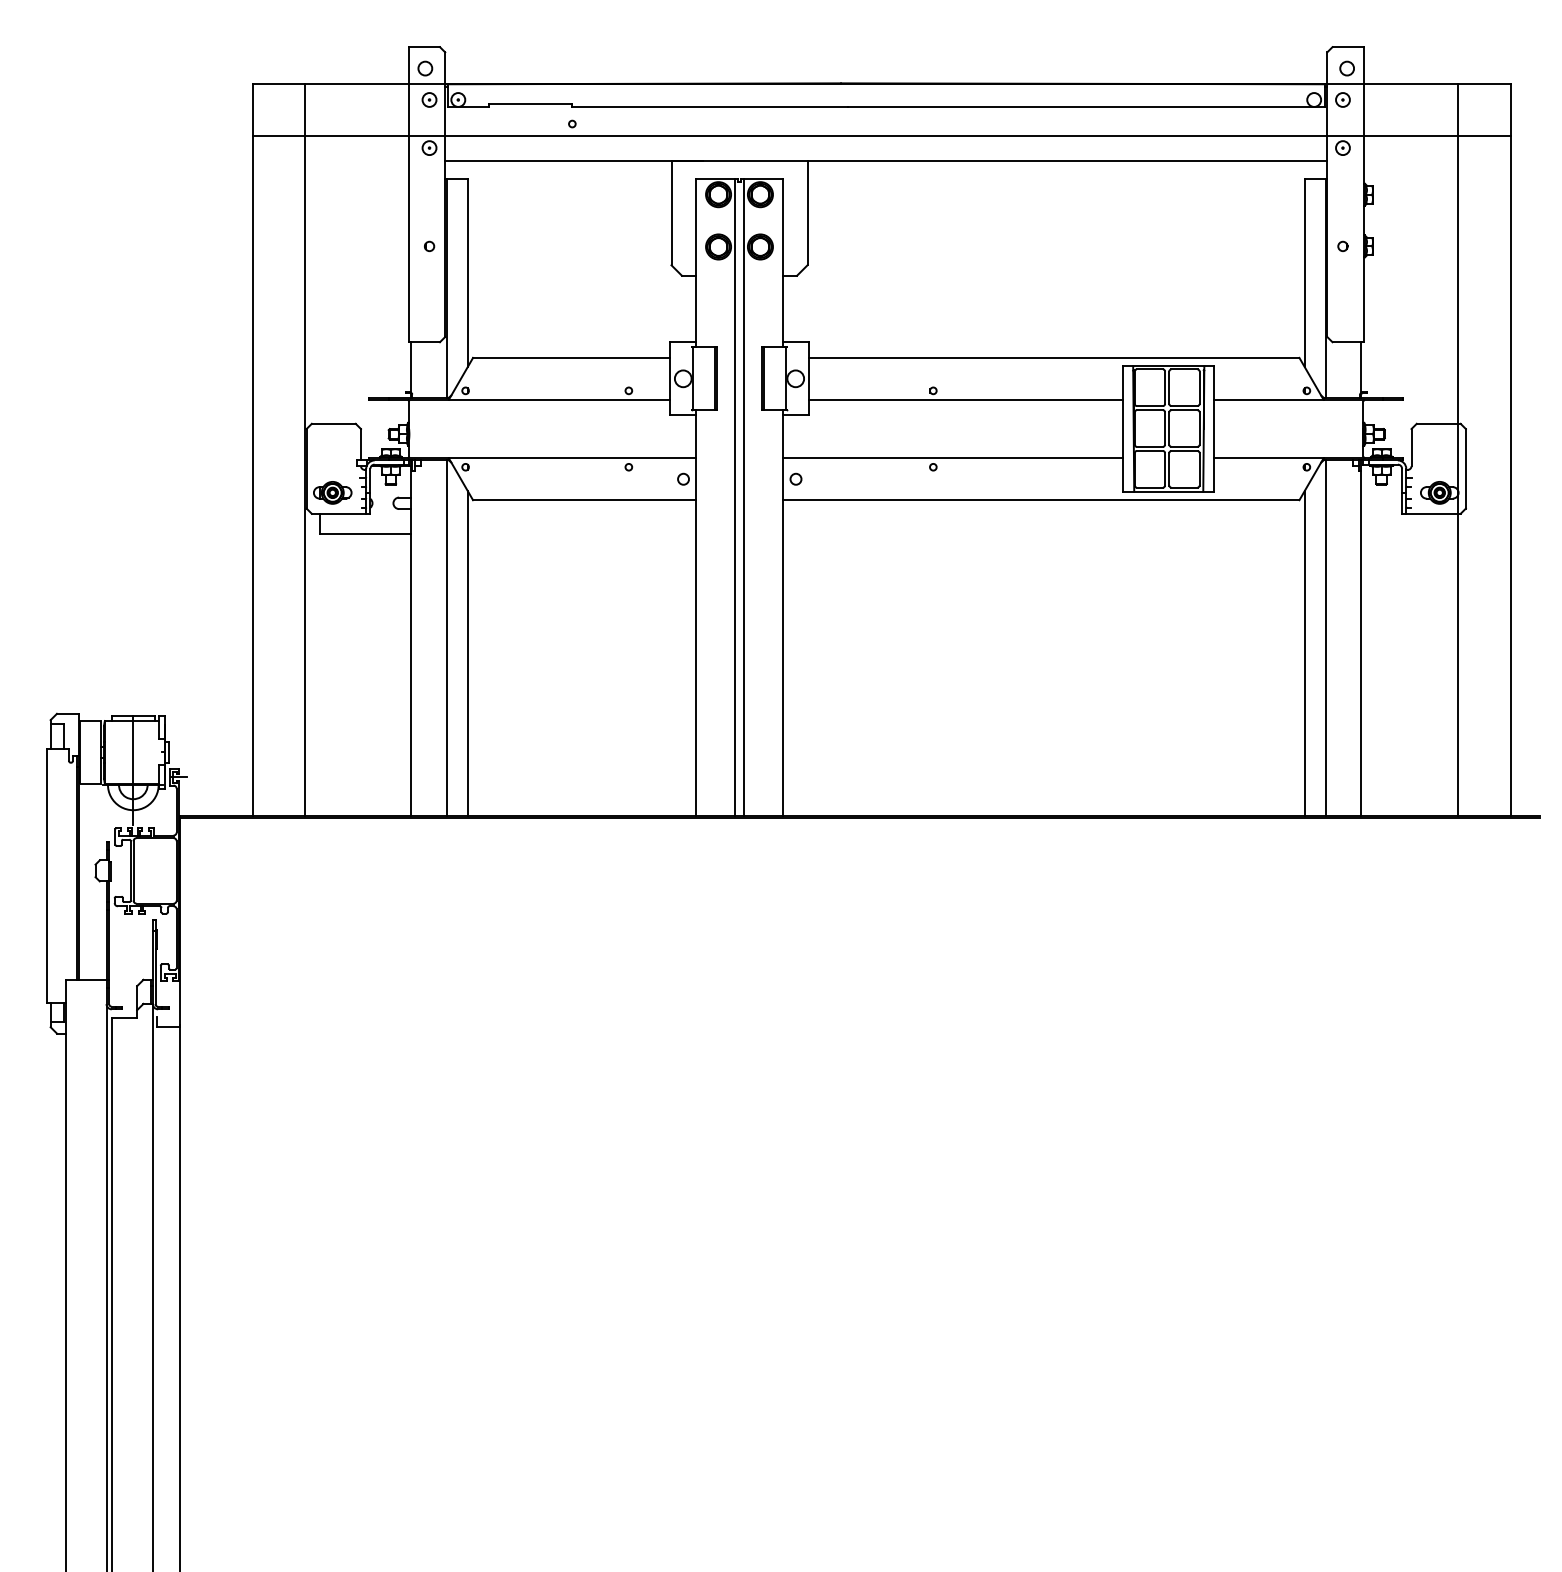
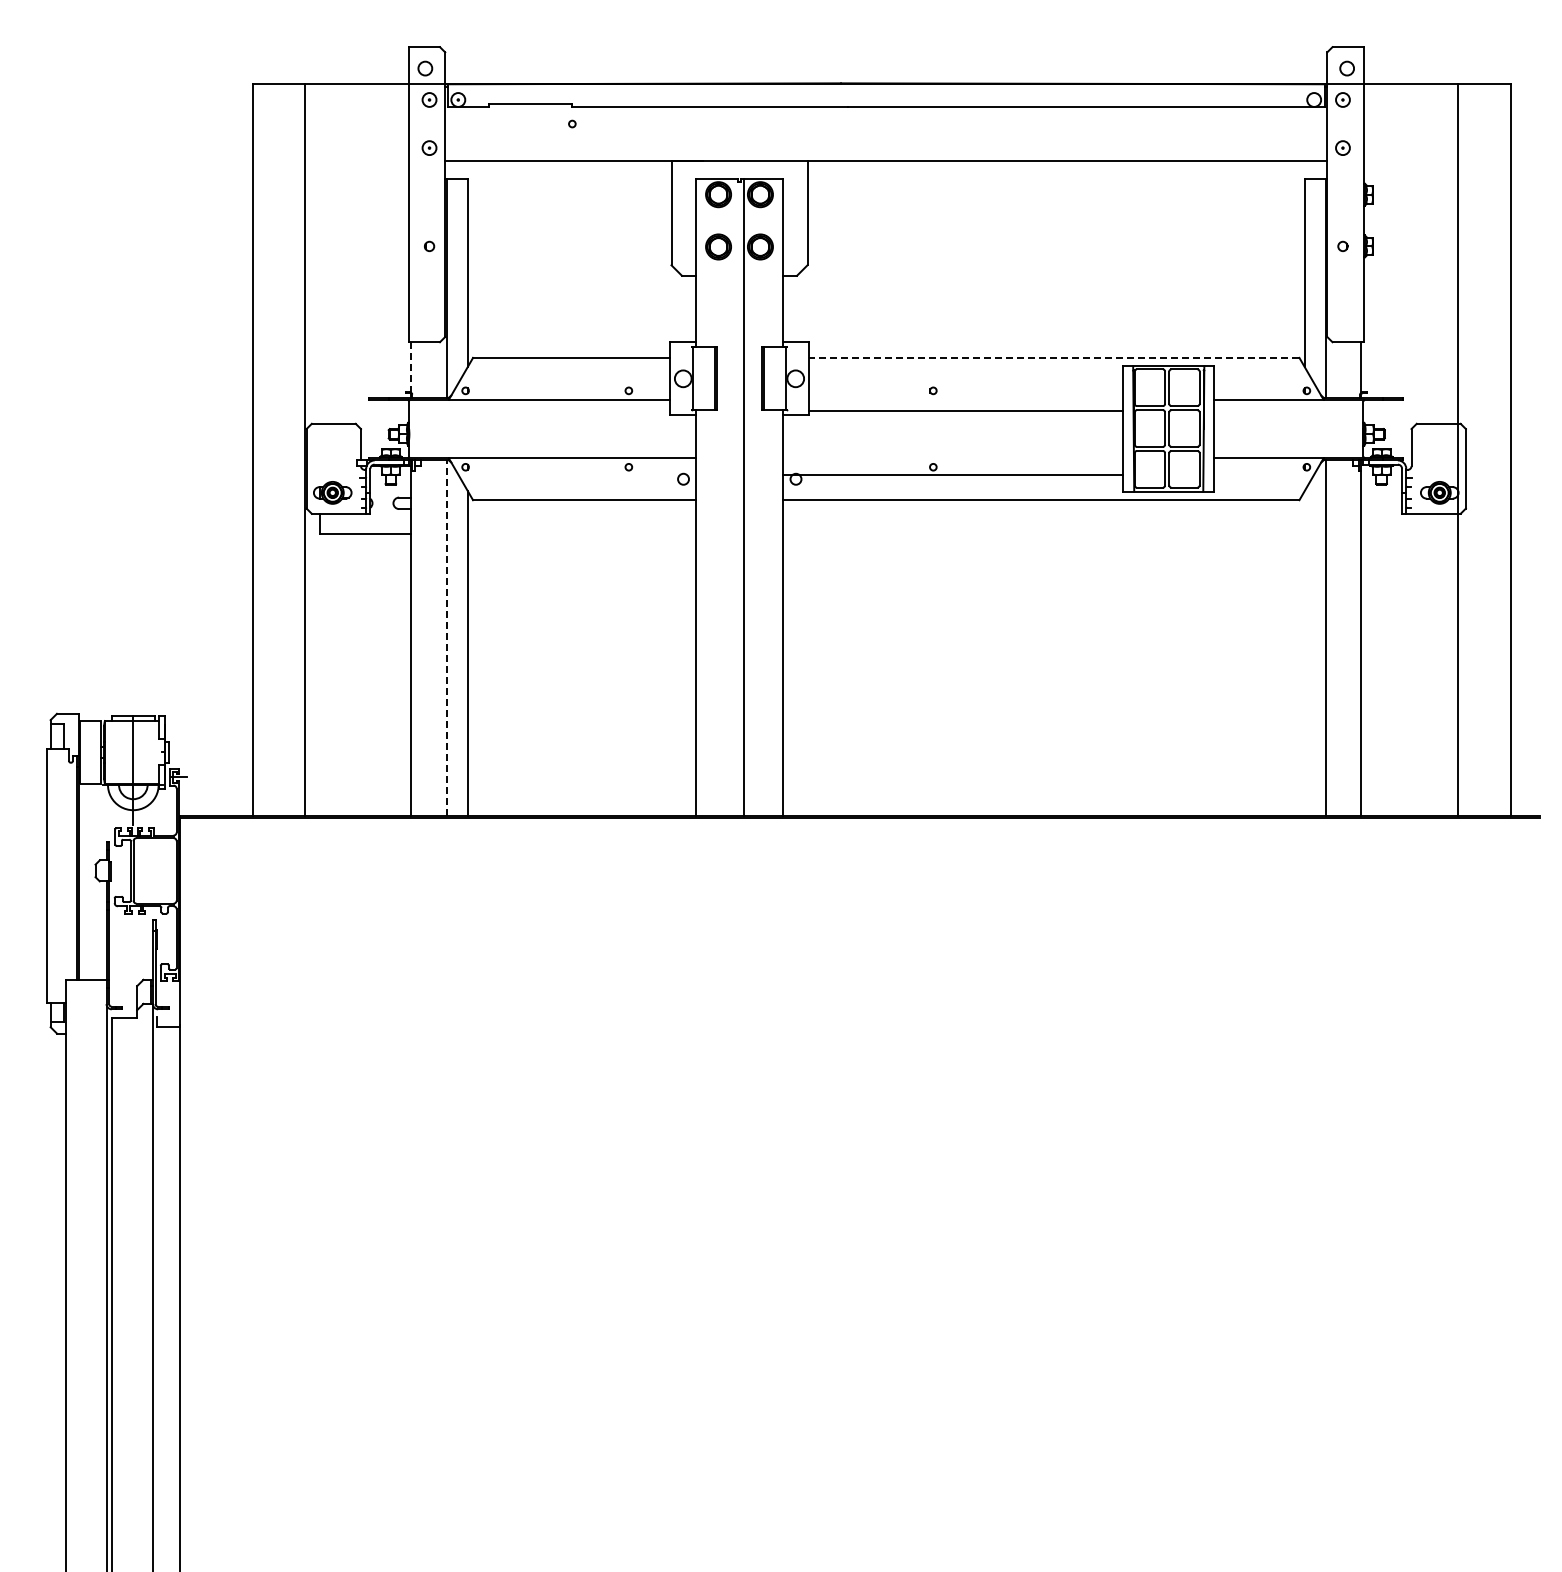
line: present -> none (881, 136)
line: solid -> dashed (1053, 357)
line: solid -> dashed (411, 366)
line position: (966, 399) -> (966, 410) (966, 410)
line position: (952, 458) -> (952, 475) (952, 475)
line: present -> none (735, 497)
line: solid -> dashed (446, 638)
line: present -> none (1304, 653)
